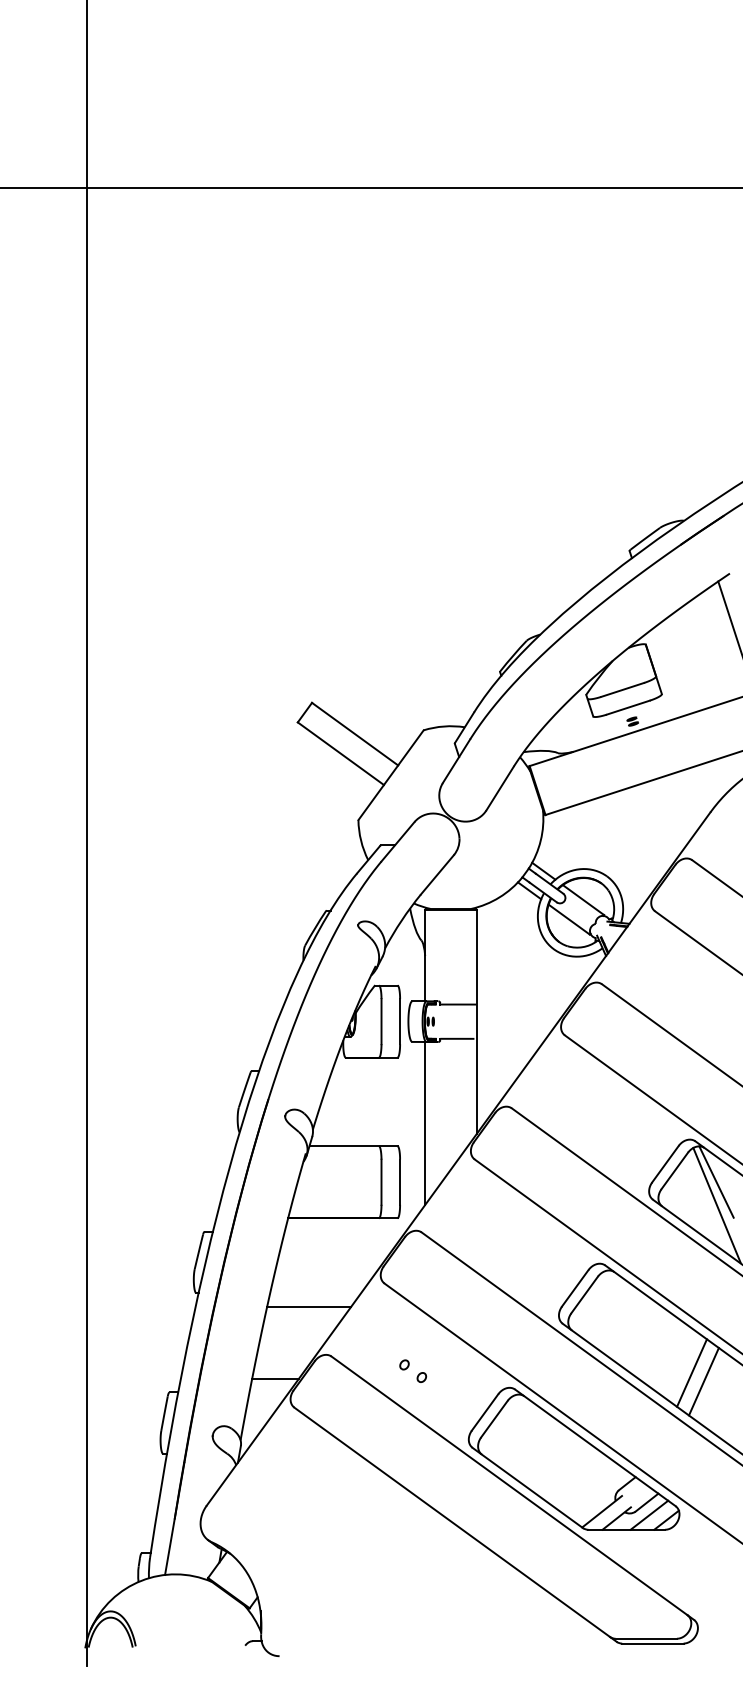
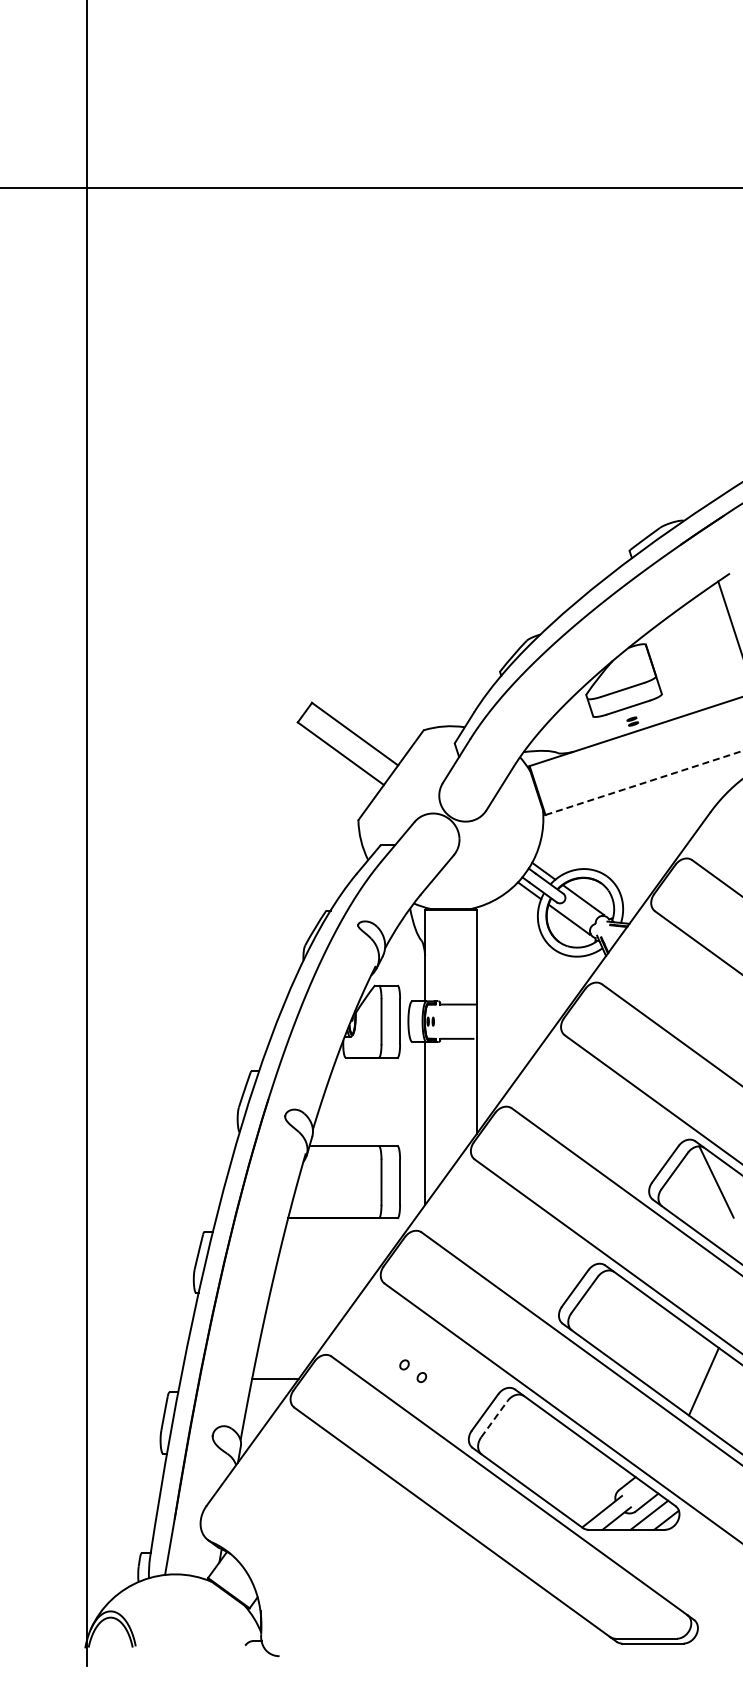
line: solid -> dashed (644, 782)
line: present -> none (716, 1204)
line: present -> none (309, 1306)
line: present -> none (691, 1372)
line: solid -> dashed (494, 1419)
